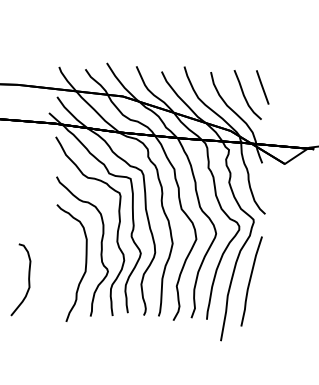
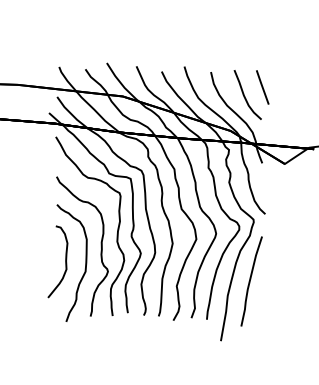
part position: (28, 279) -> (65, 261) (65, 261)
